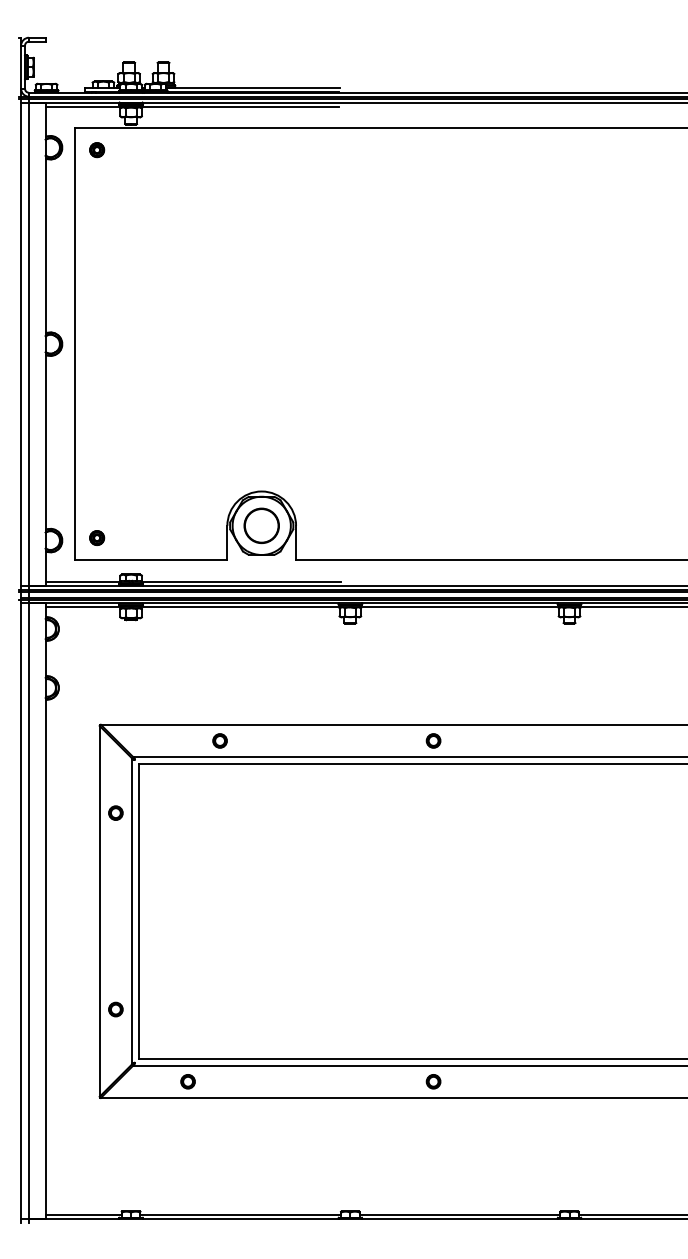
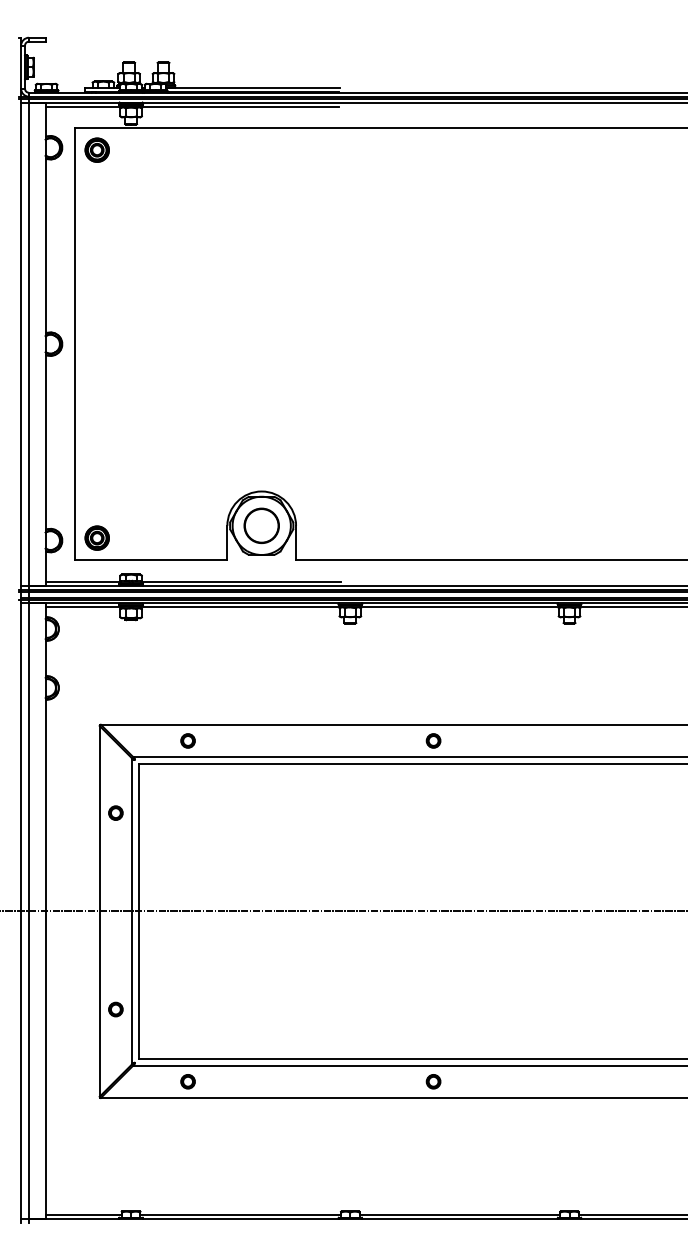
part size: 17x17 px -> 26x26 px (96, 149)
part size: 17x16 px -> 26x26 px (96, 537)
circle position: (219, 740) -> (187, 740) (187, 740)
line: none -> present (343, 911)
